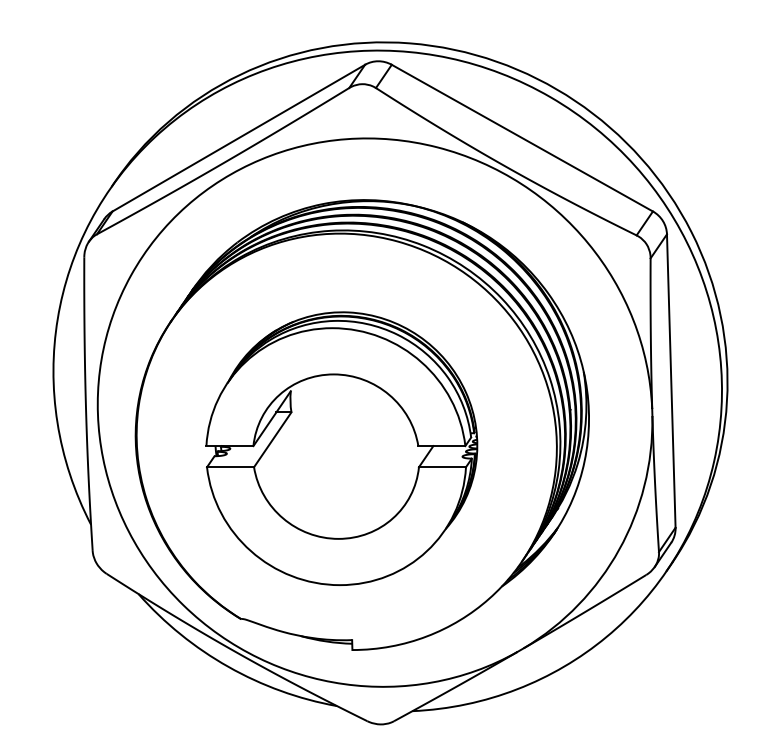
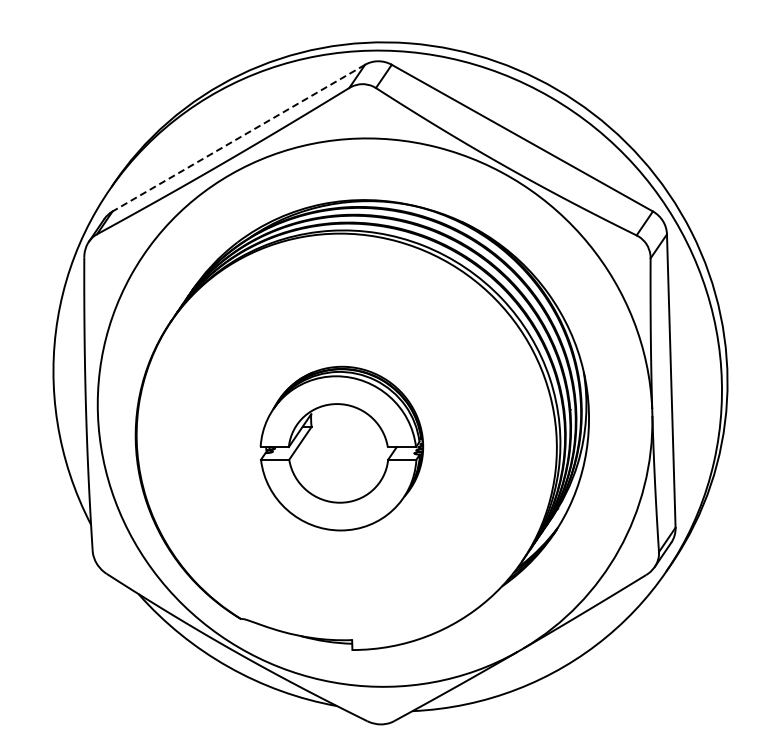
line: solid -> dashed (238, 138)
part size: 274x275 px -> 166x167 px (341, 448)
